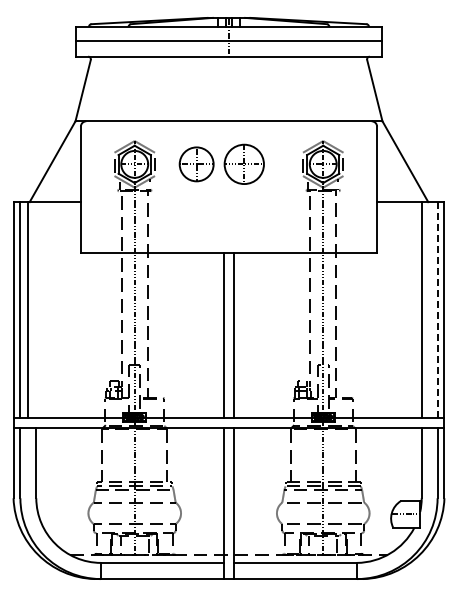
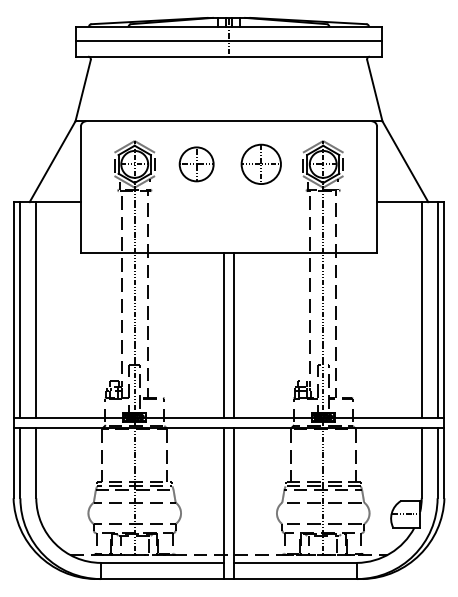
part position: (243, 163) -> (260, 163) (260, 163)
line position: (28, 309) -> (36, 309) (36, 309)
line: dashed -> solid (437, 309)
